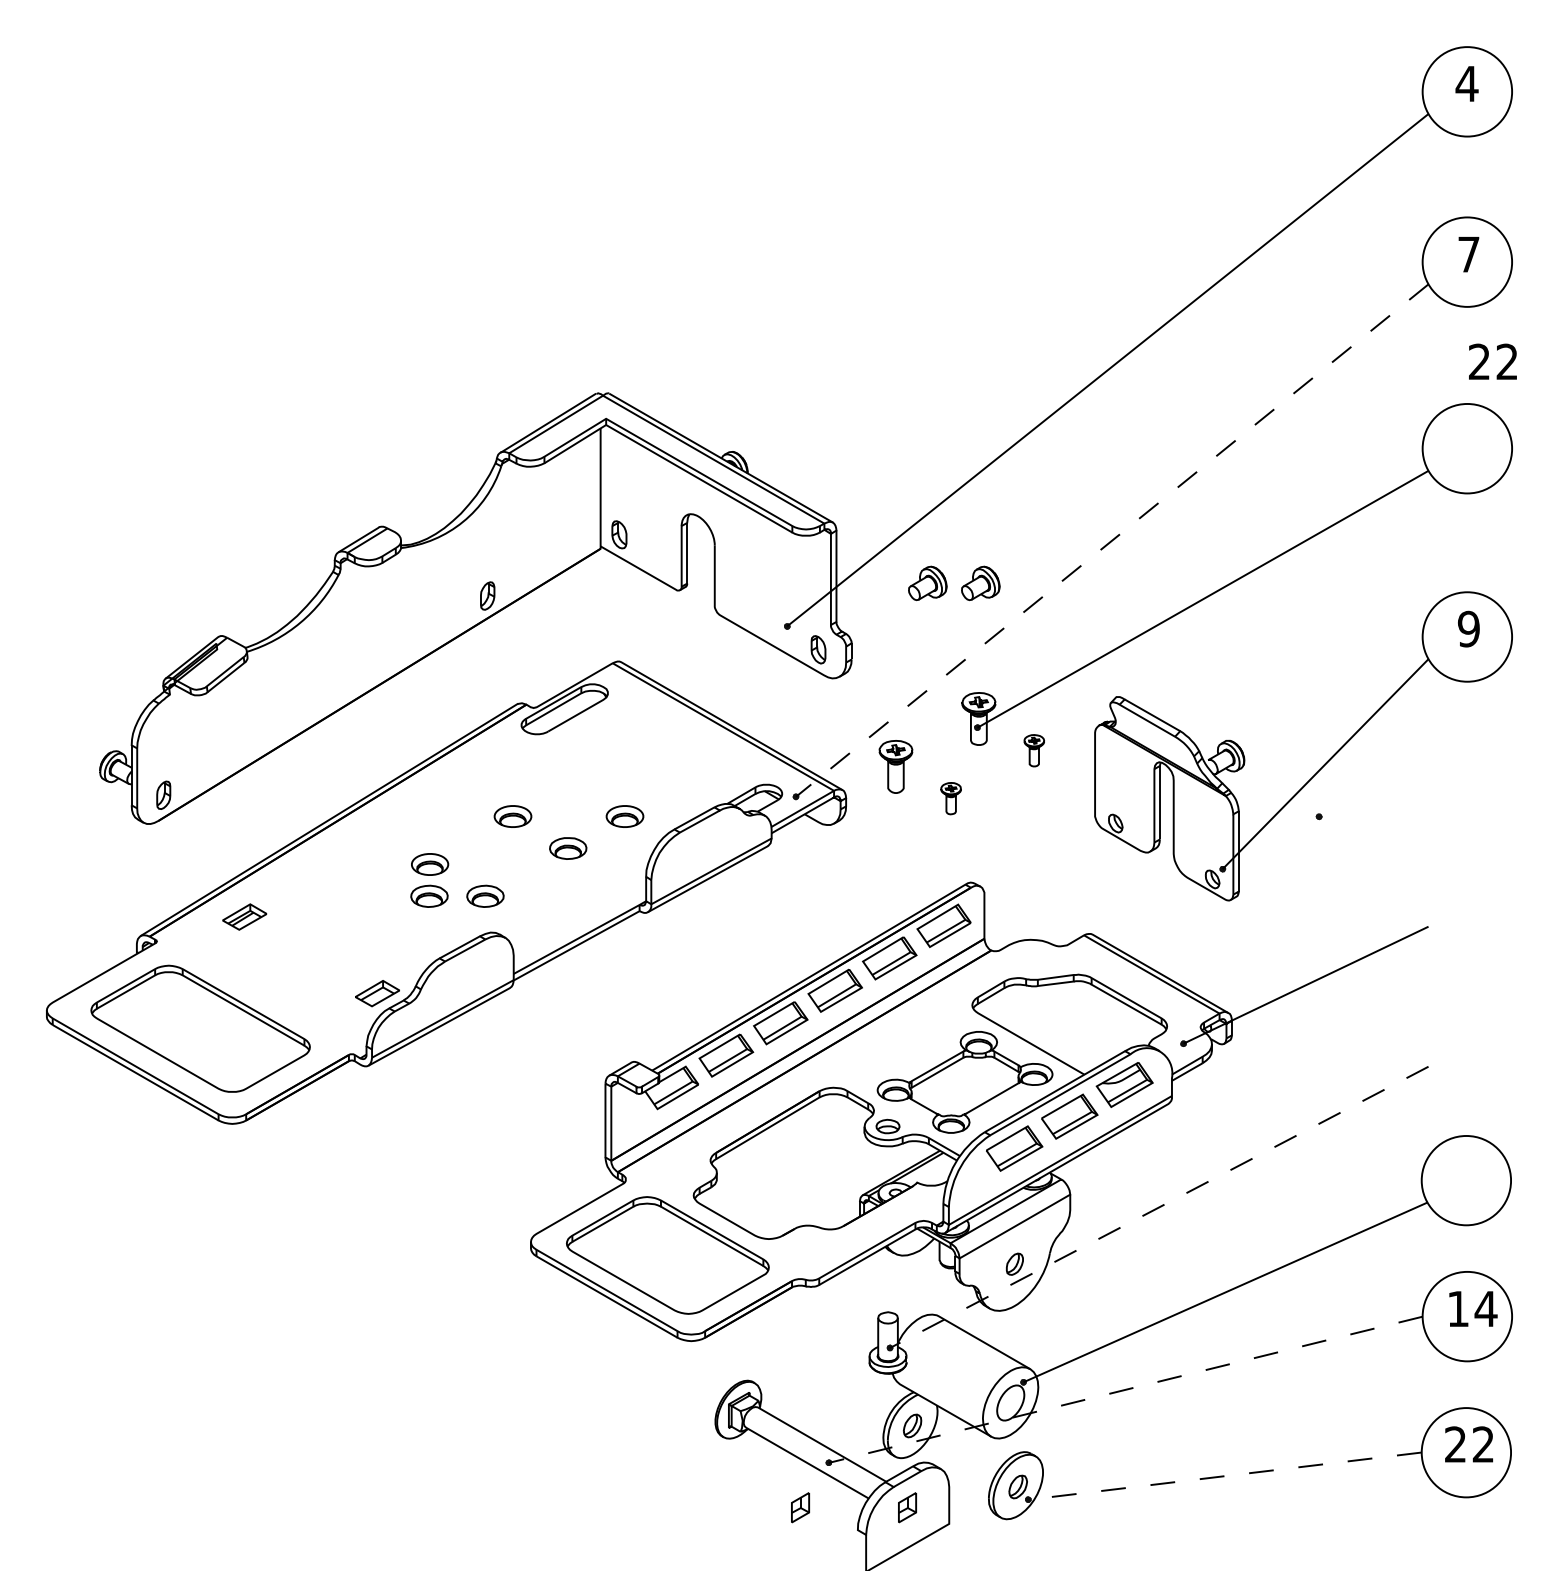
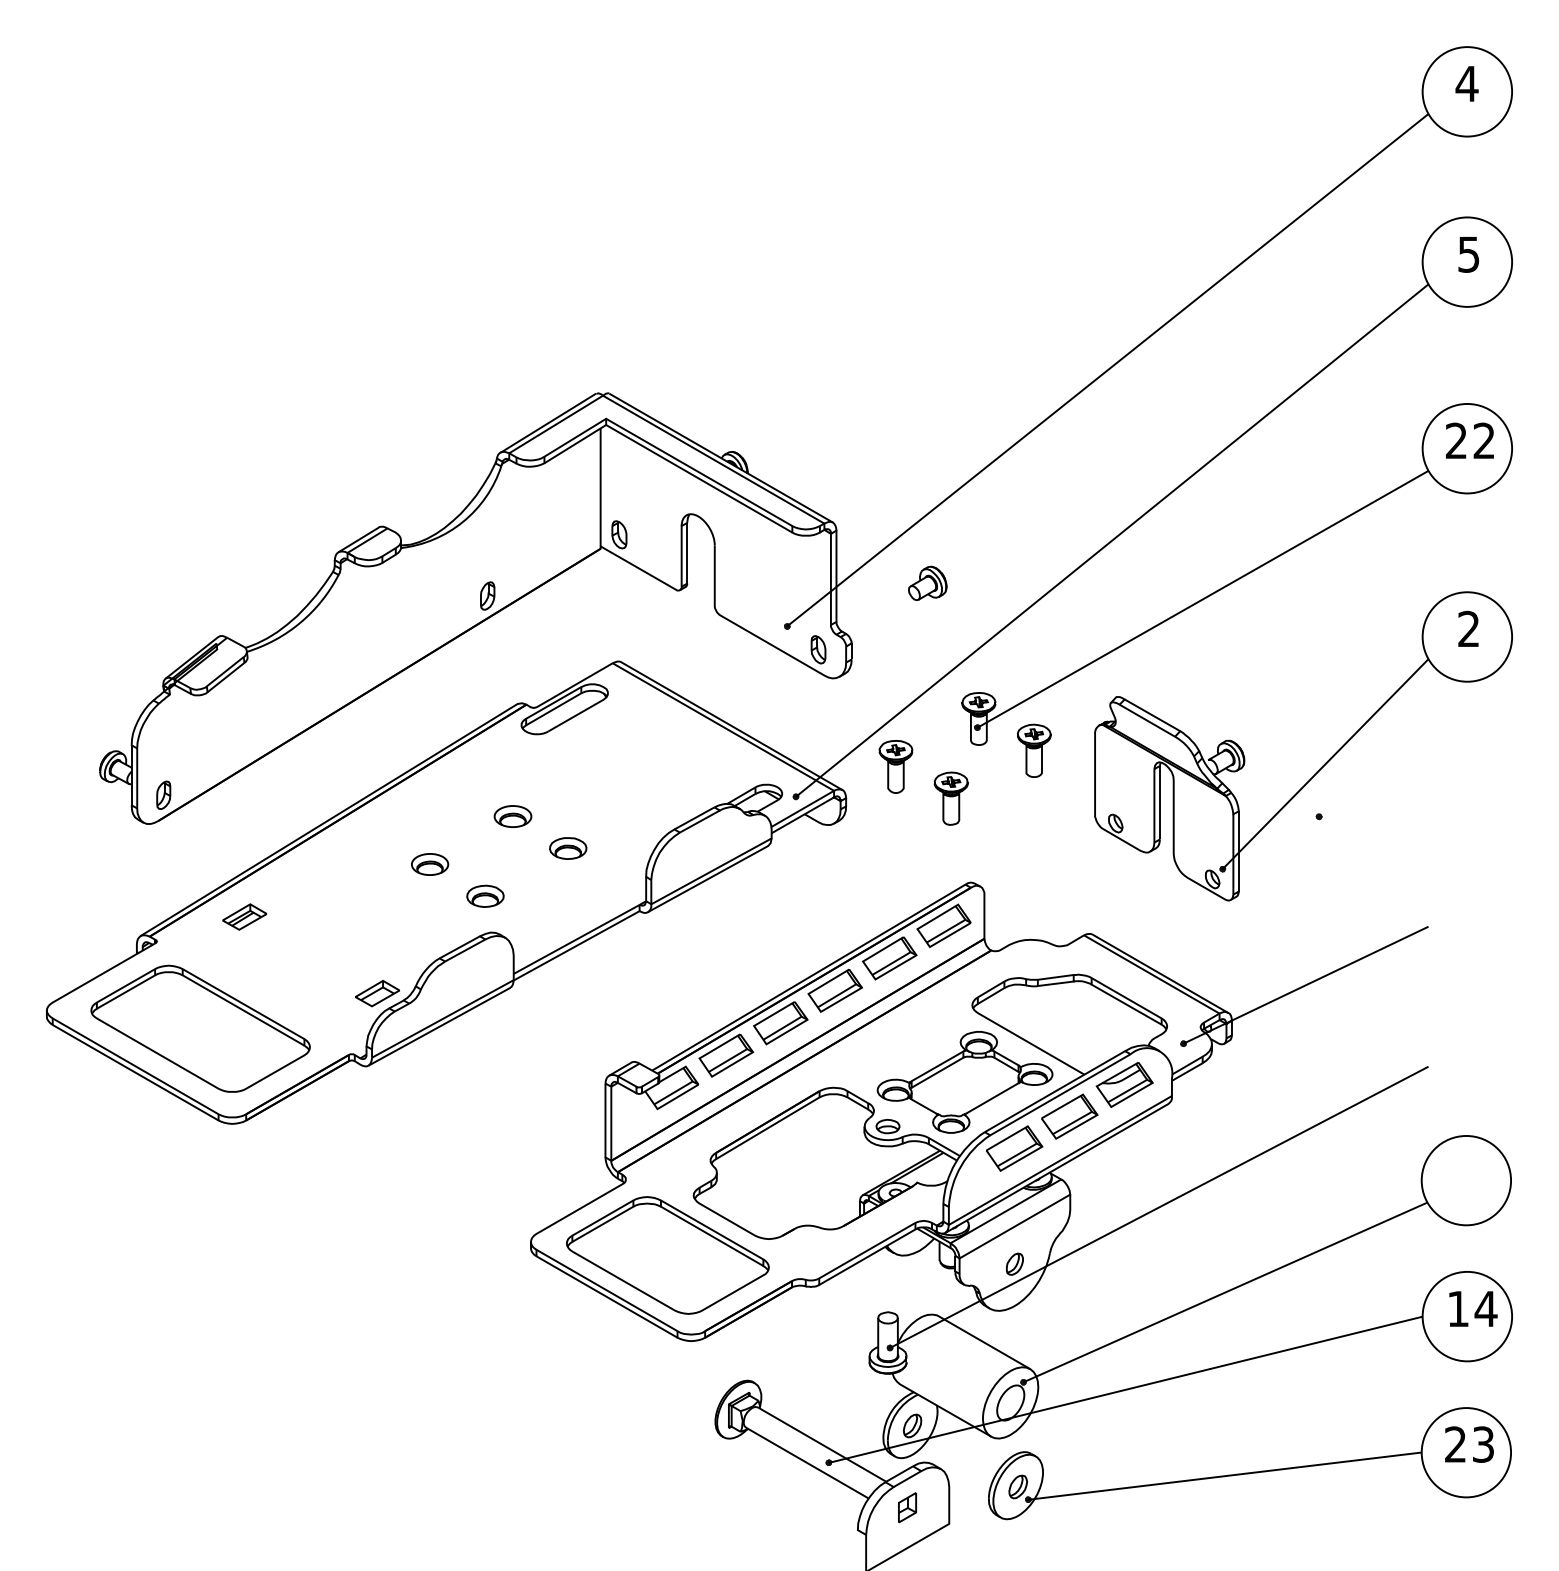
text: 7 -> 5 (1468, 254)
text position: (1492, 361) -> (1469, 440) (1469, 440)
line: dashed -> solid (1112, 540)
part: present -> none (980, 582)
text: 9 -> 2 (1468, 629)
part size: 22x34 px -> 35x55 px (1034, 750)
part size: 22x34 px -> 36x55 px (950, 798)
part: present -> none (624, 816)
part: present -> none (429, 895)
line: dashed -> solid (1159, 1207)
line: dashed -> solid (1125, 1389)
text: 22 -> 23 (1482, 1444)
line: dashed -> solid (1224, 1476)
part: present -> none (800, 1507)
